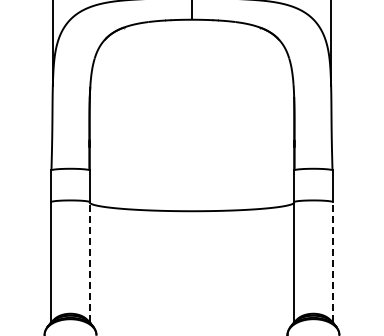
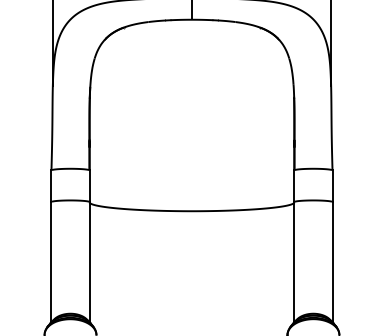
line: dashed -> solid (89, 261)
line: dashed -> solid (332, 261)
